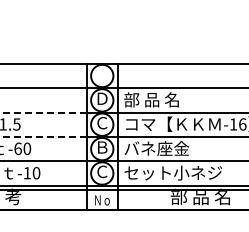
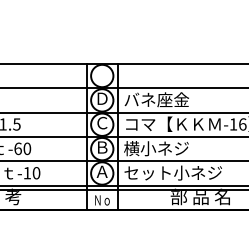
text: 部 品 名 -> バネ座金 (156, 99)
line: dashed -> solid (43, 112)
line: dashed -> solid (43, 136)
text: バネ座金 -> 横小ネジ (156, 148)
text: Ｃ -> Ａ (101, 171)
